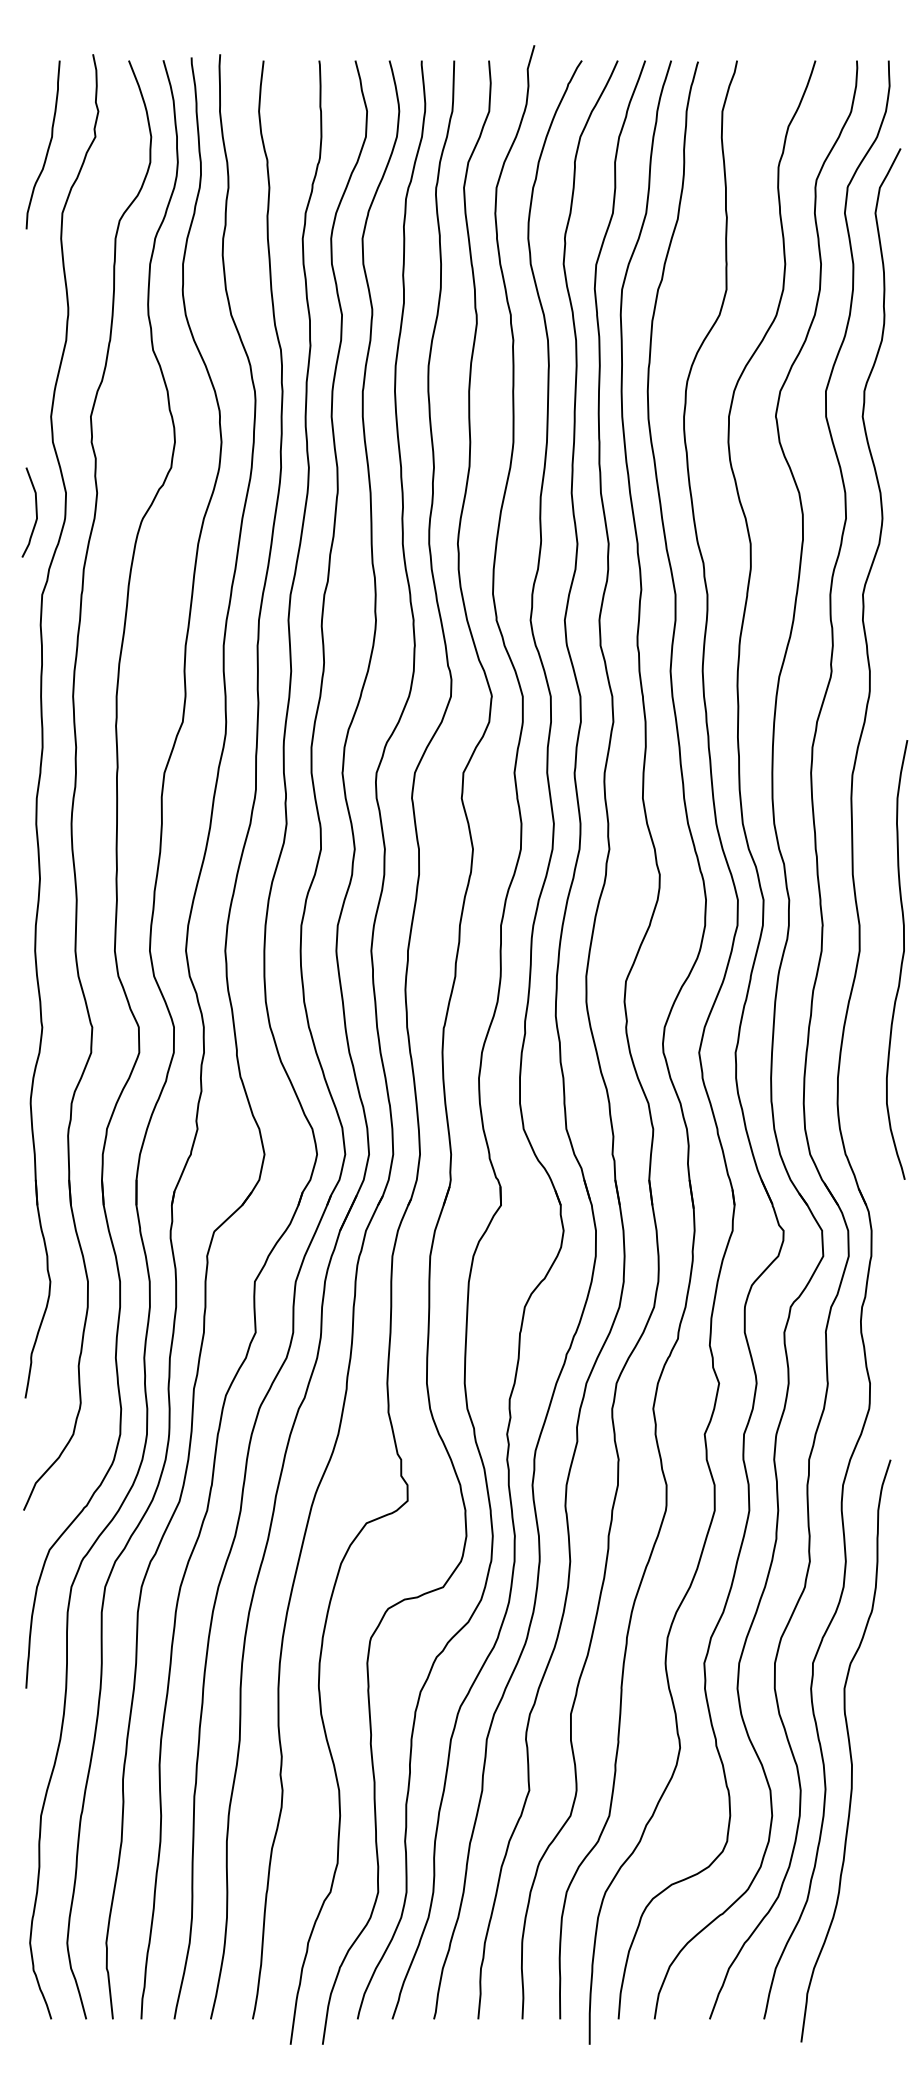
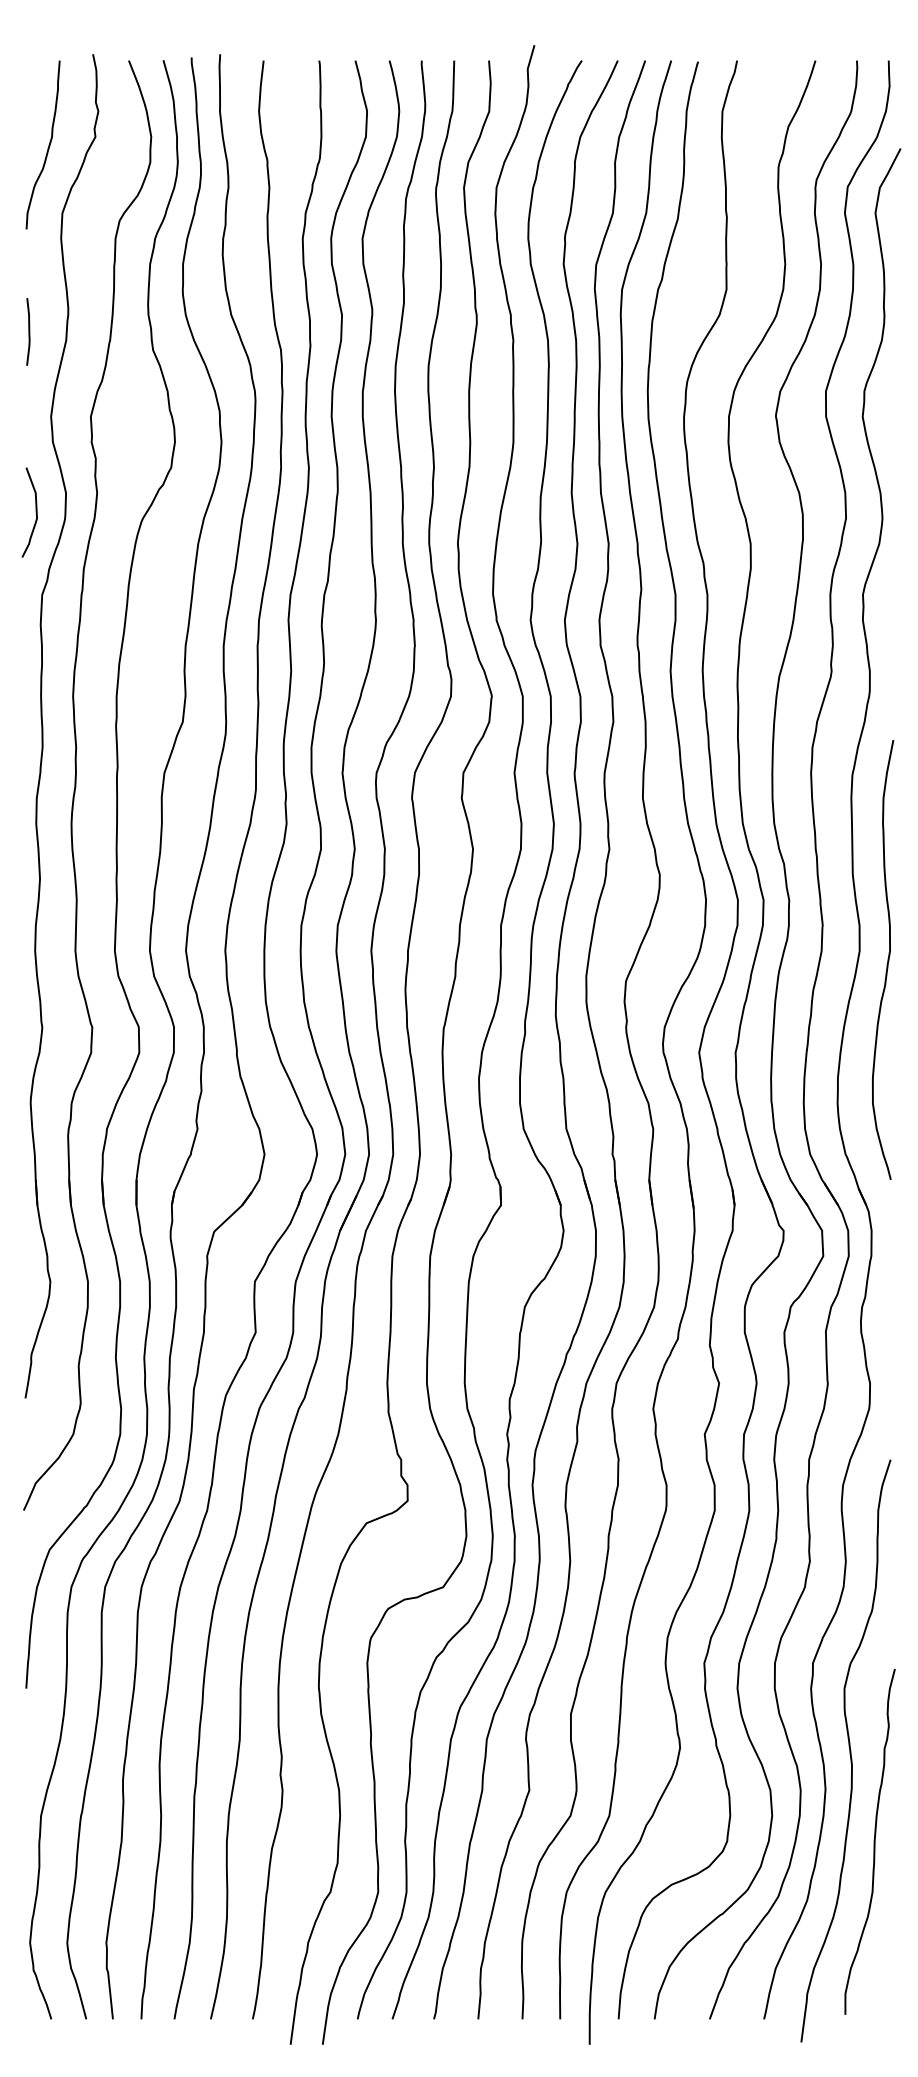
curve: none -> present (28, 331)
curve position: (901, 959) -> (887, 959) (887, 959)
curve: none -> present (873, 1841)
